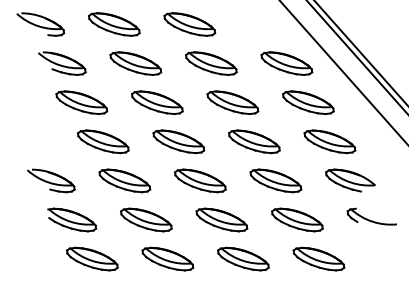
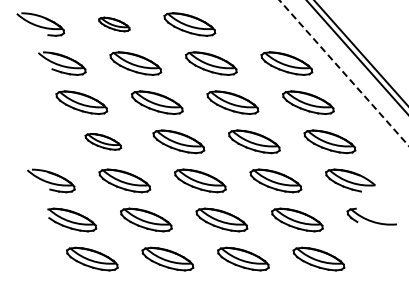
part size: 53x25 px -> 33x17 px (114, 24)
line: solid -> dashed (344, 73)
part size: 53x26 px -> 39x18 px (103, 141)
